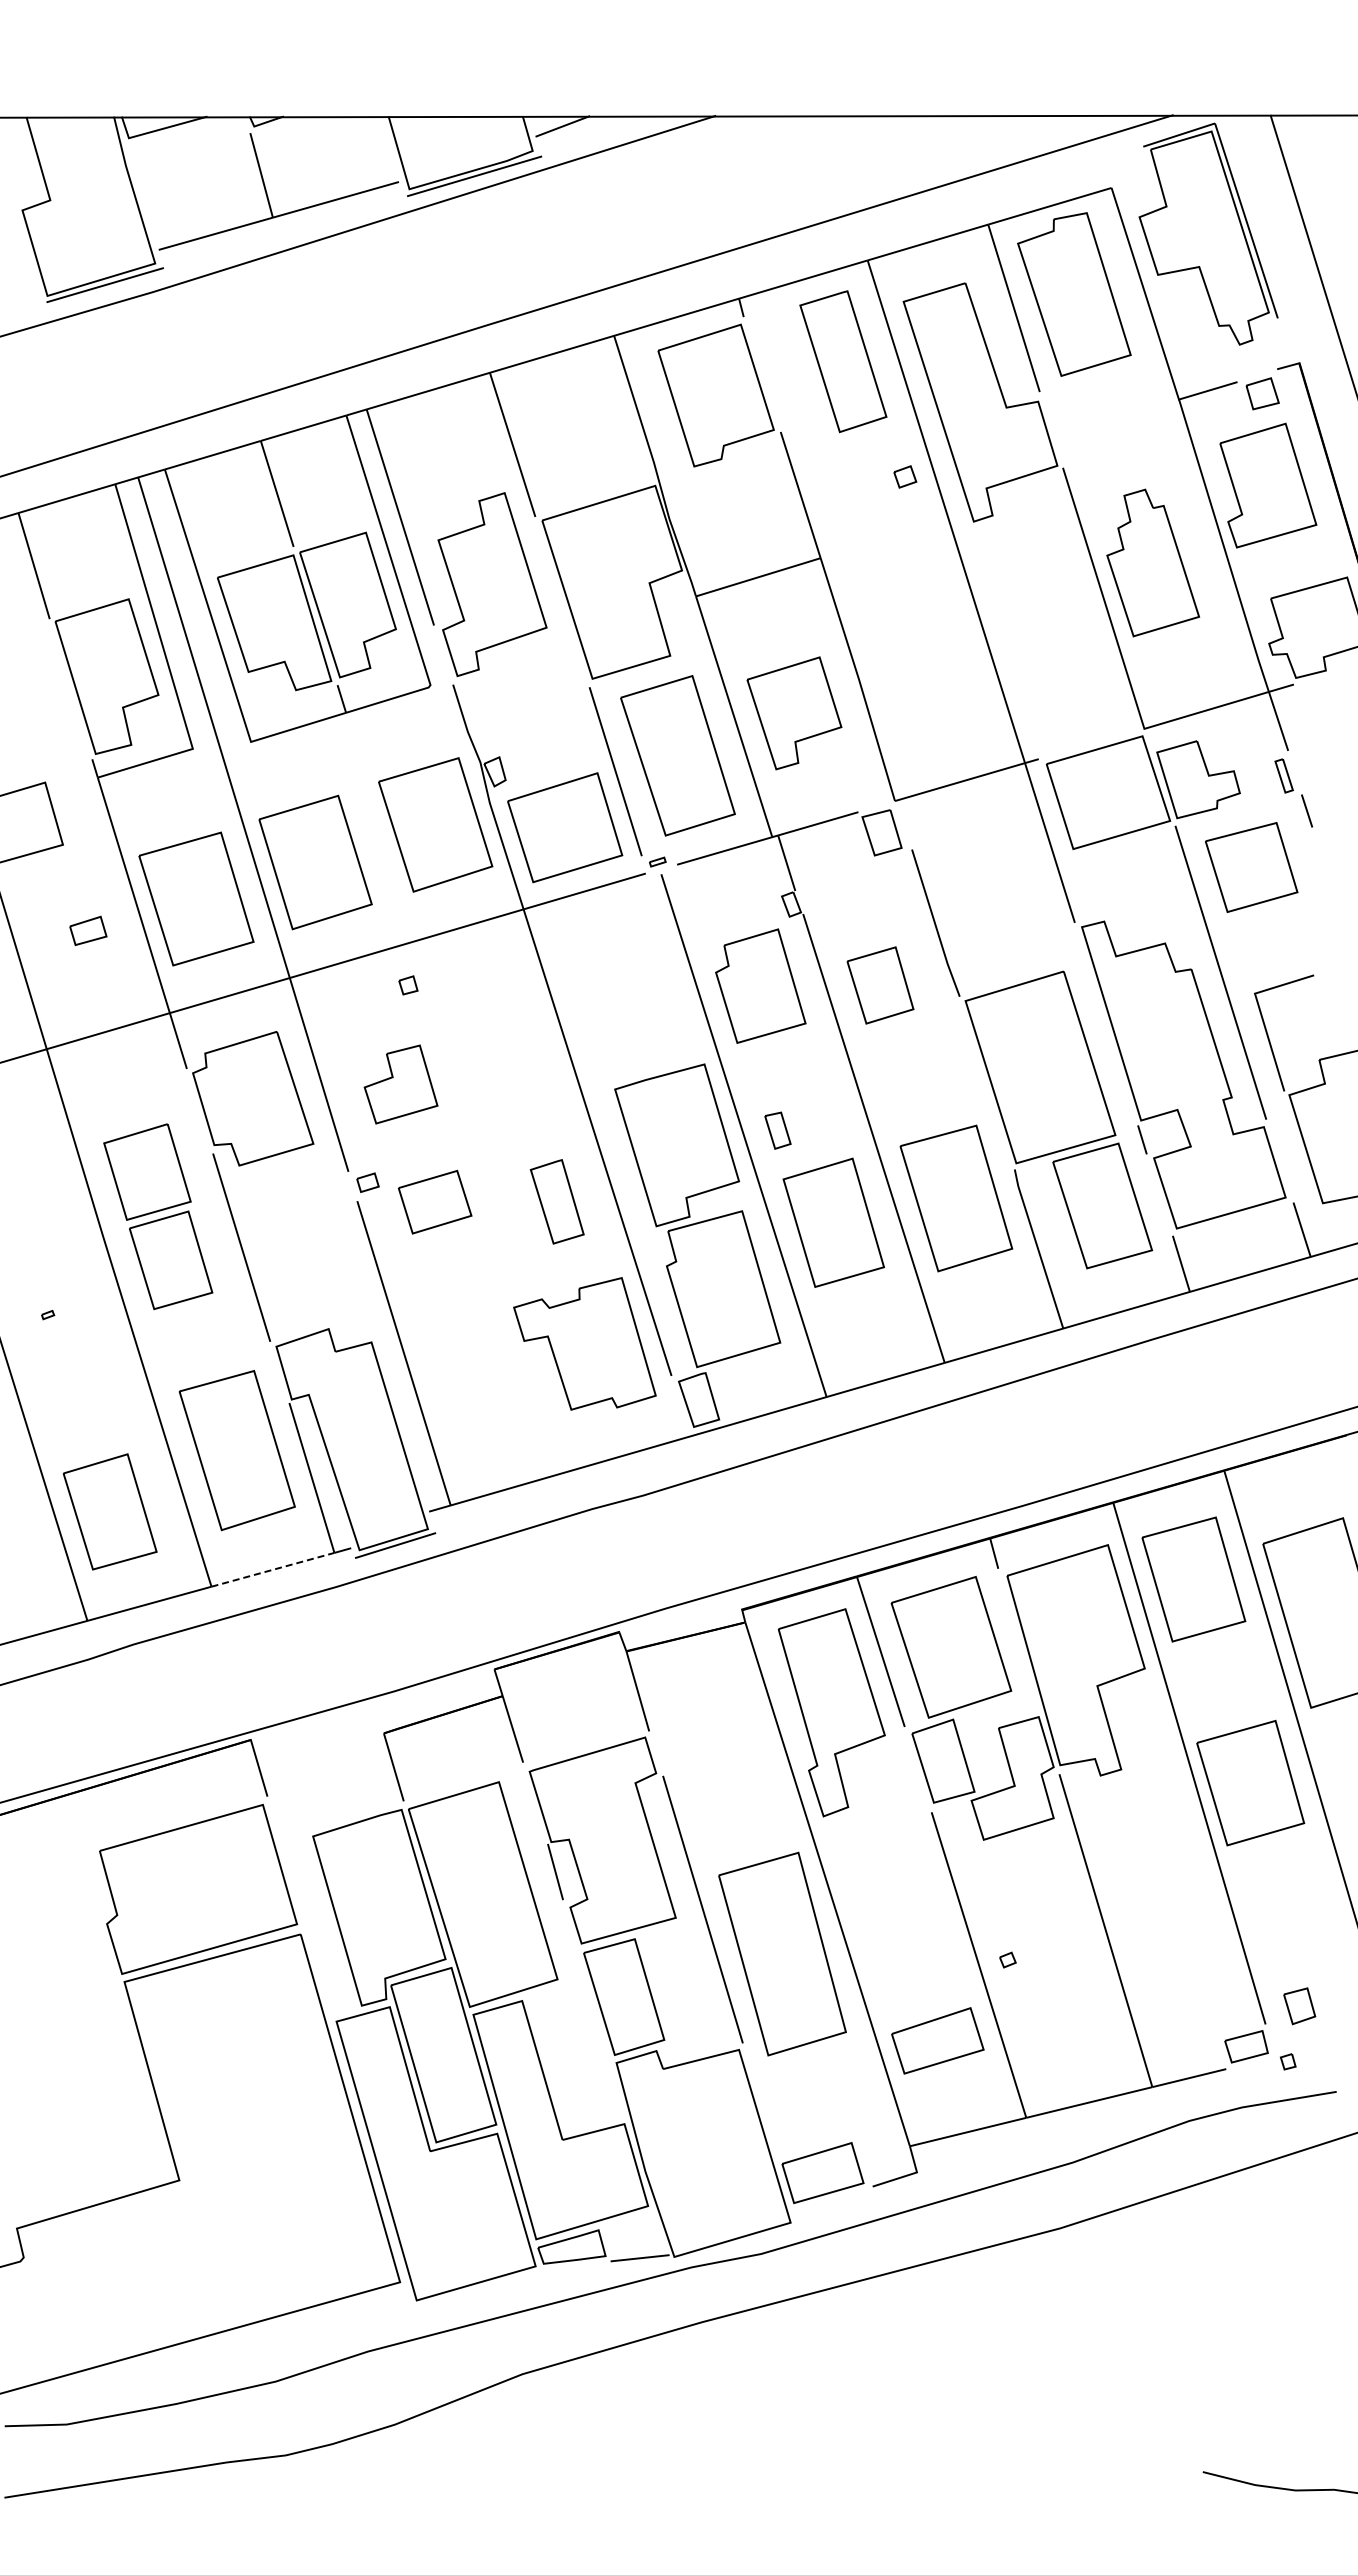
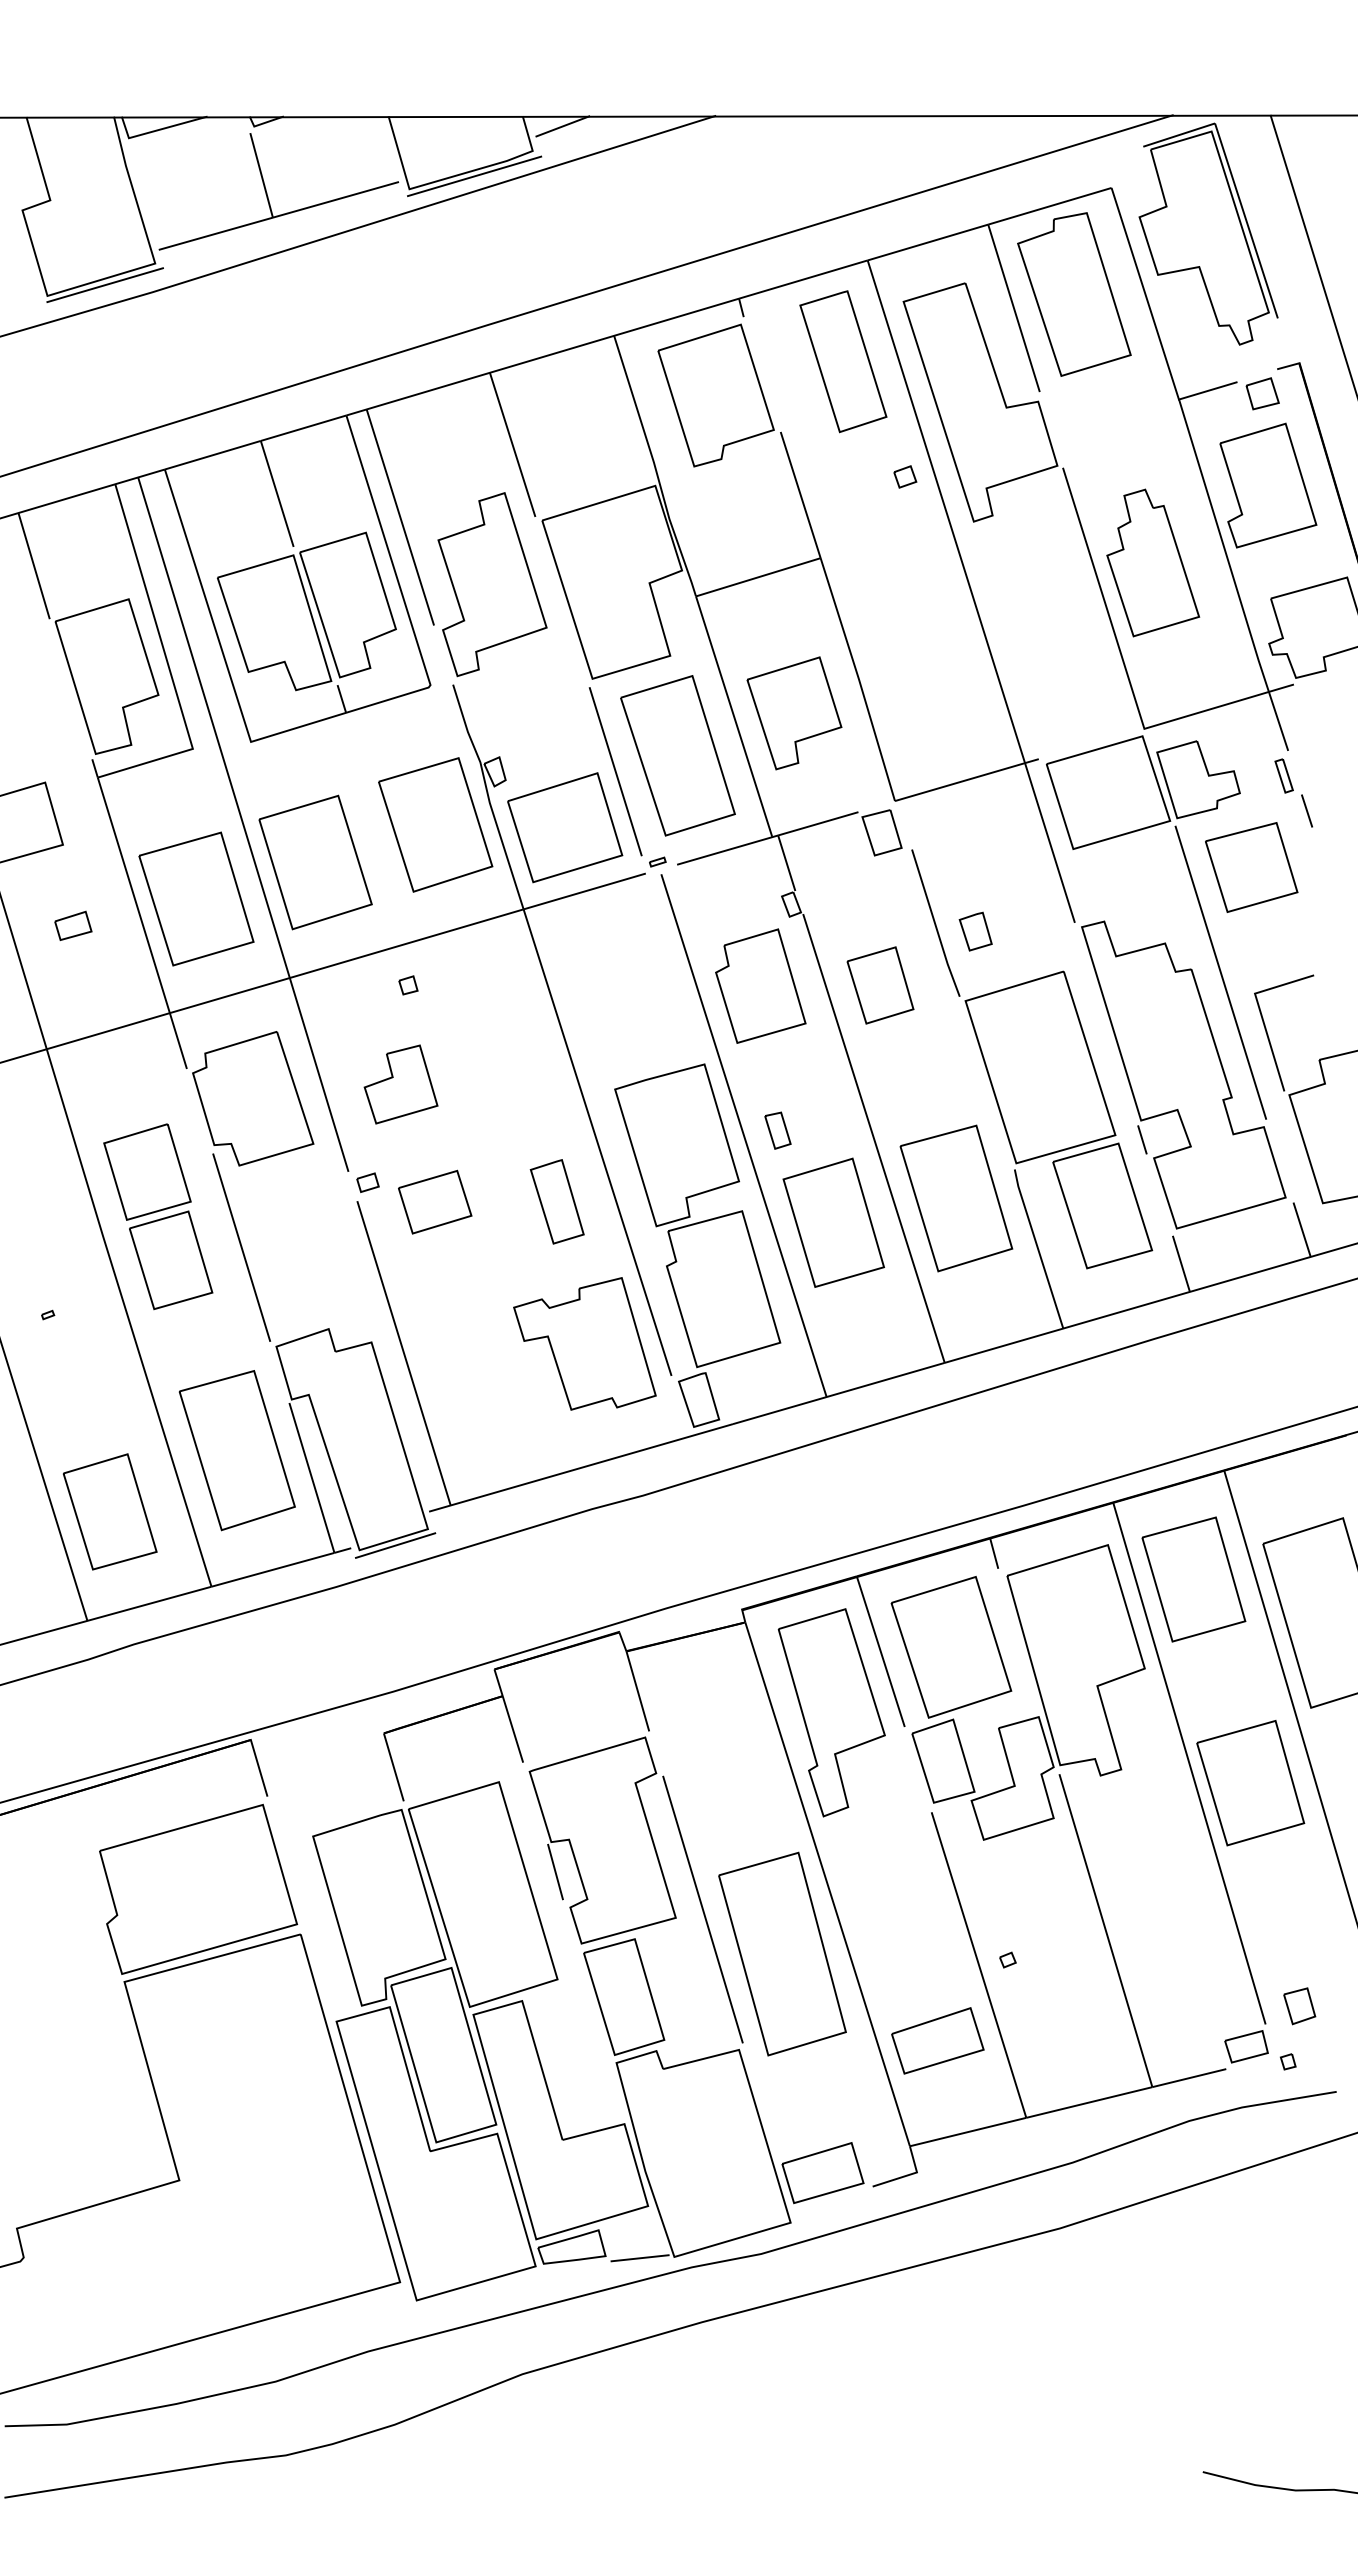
part position: (88, 930) -> (73, 925) (73, 925)
part: none -> present (975, 931)
line: dashed -> solid (272, 1569)
